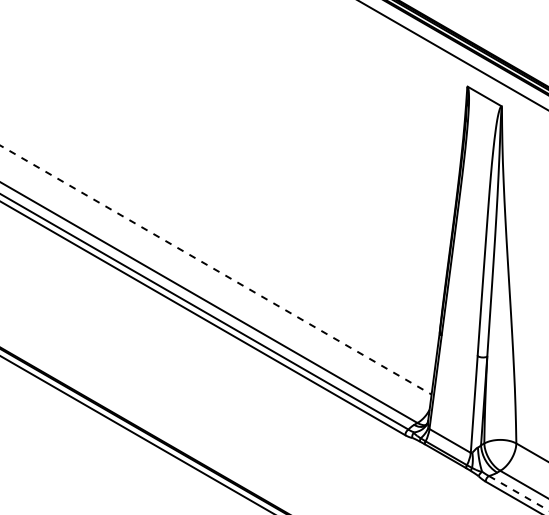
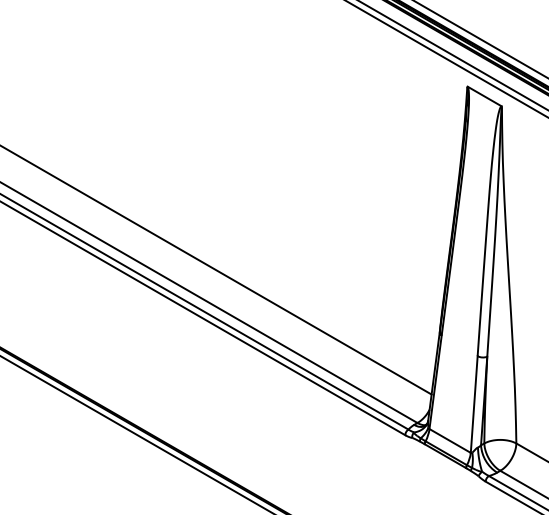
line: none -> present (480, 39)
line: none -> present (446, 59)
line: dashed -> solid (216, 270)
line: dashed -> solid (519, 493)
